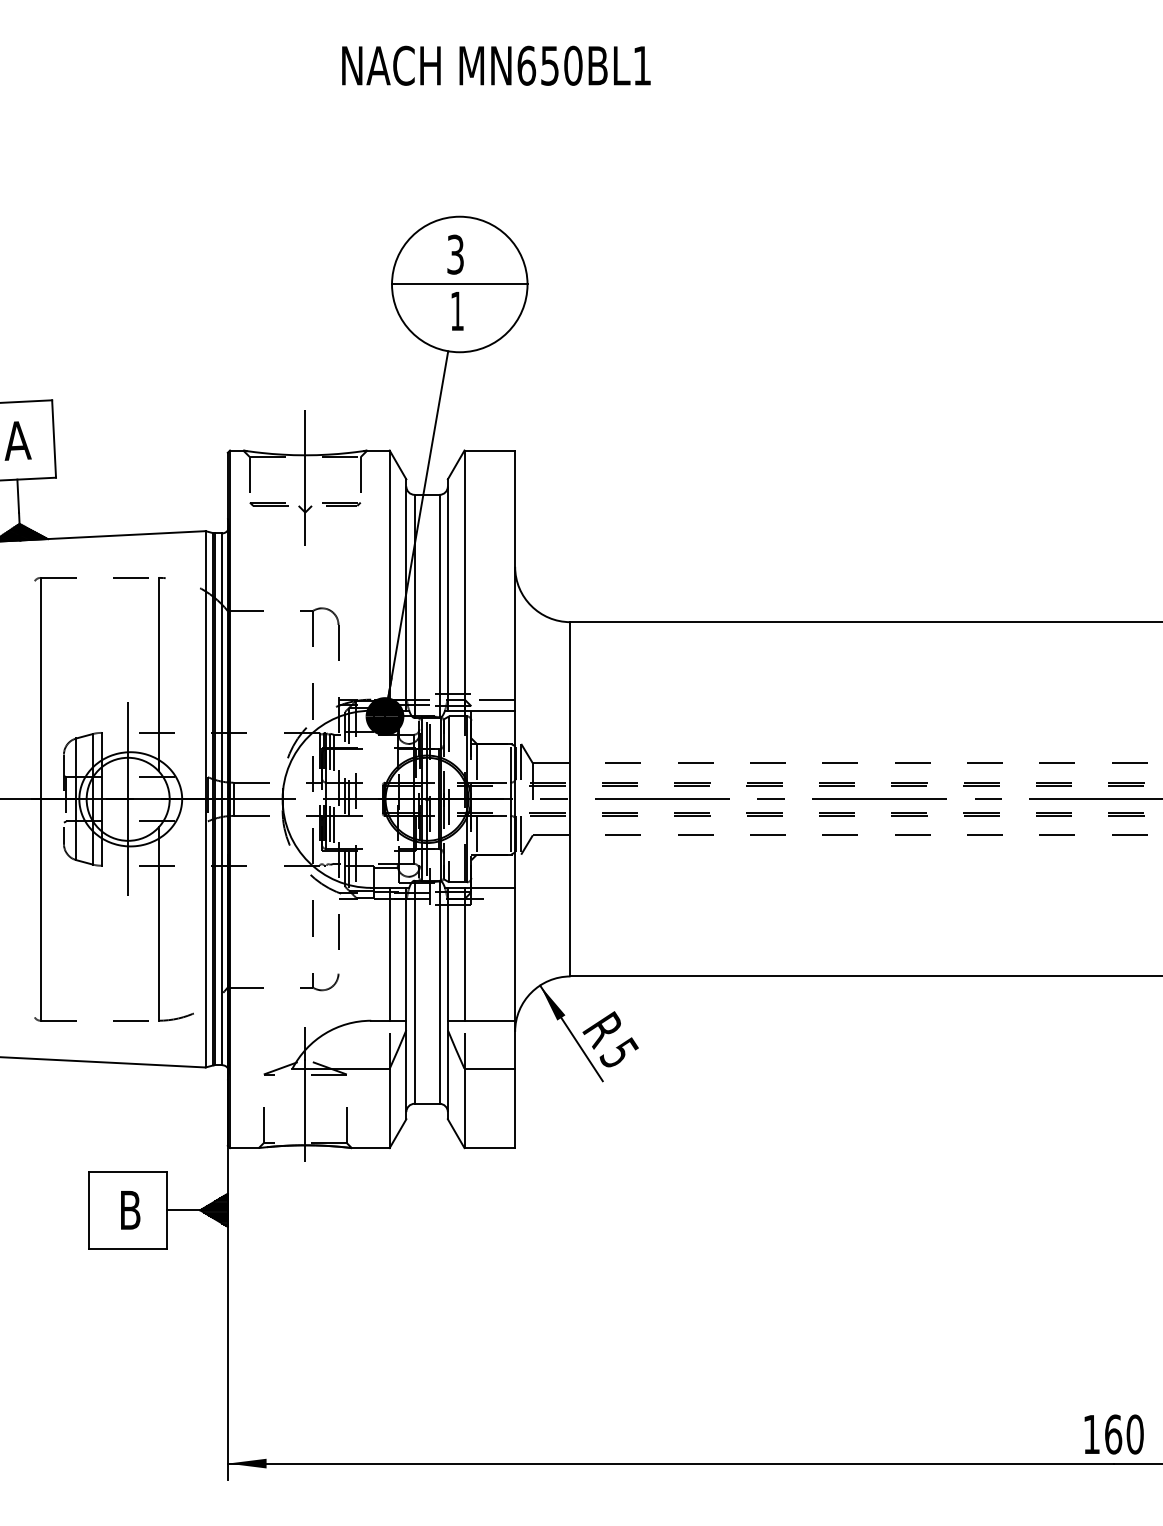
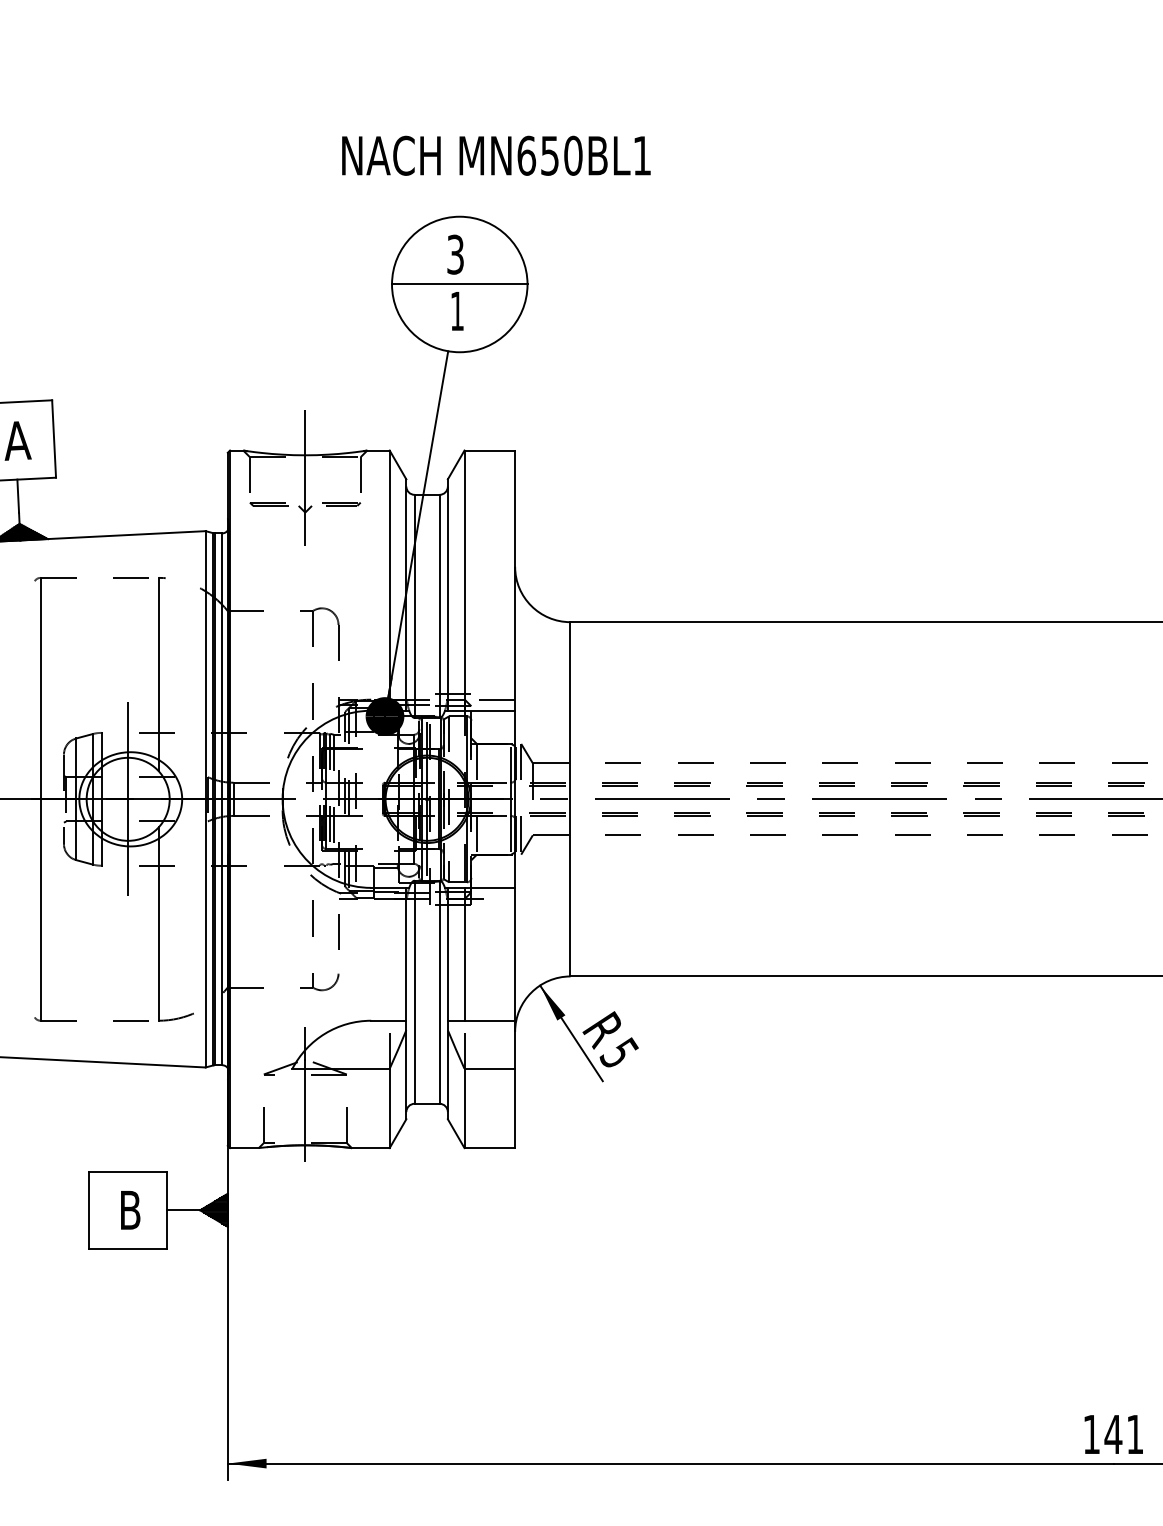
text position: (496, 65) -> (496, 155) (496, 155)
line: present -> none (389, 953)
text: 160 -> 141 (1123, 1434)
